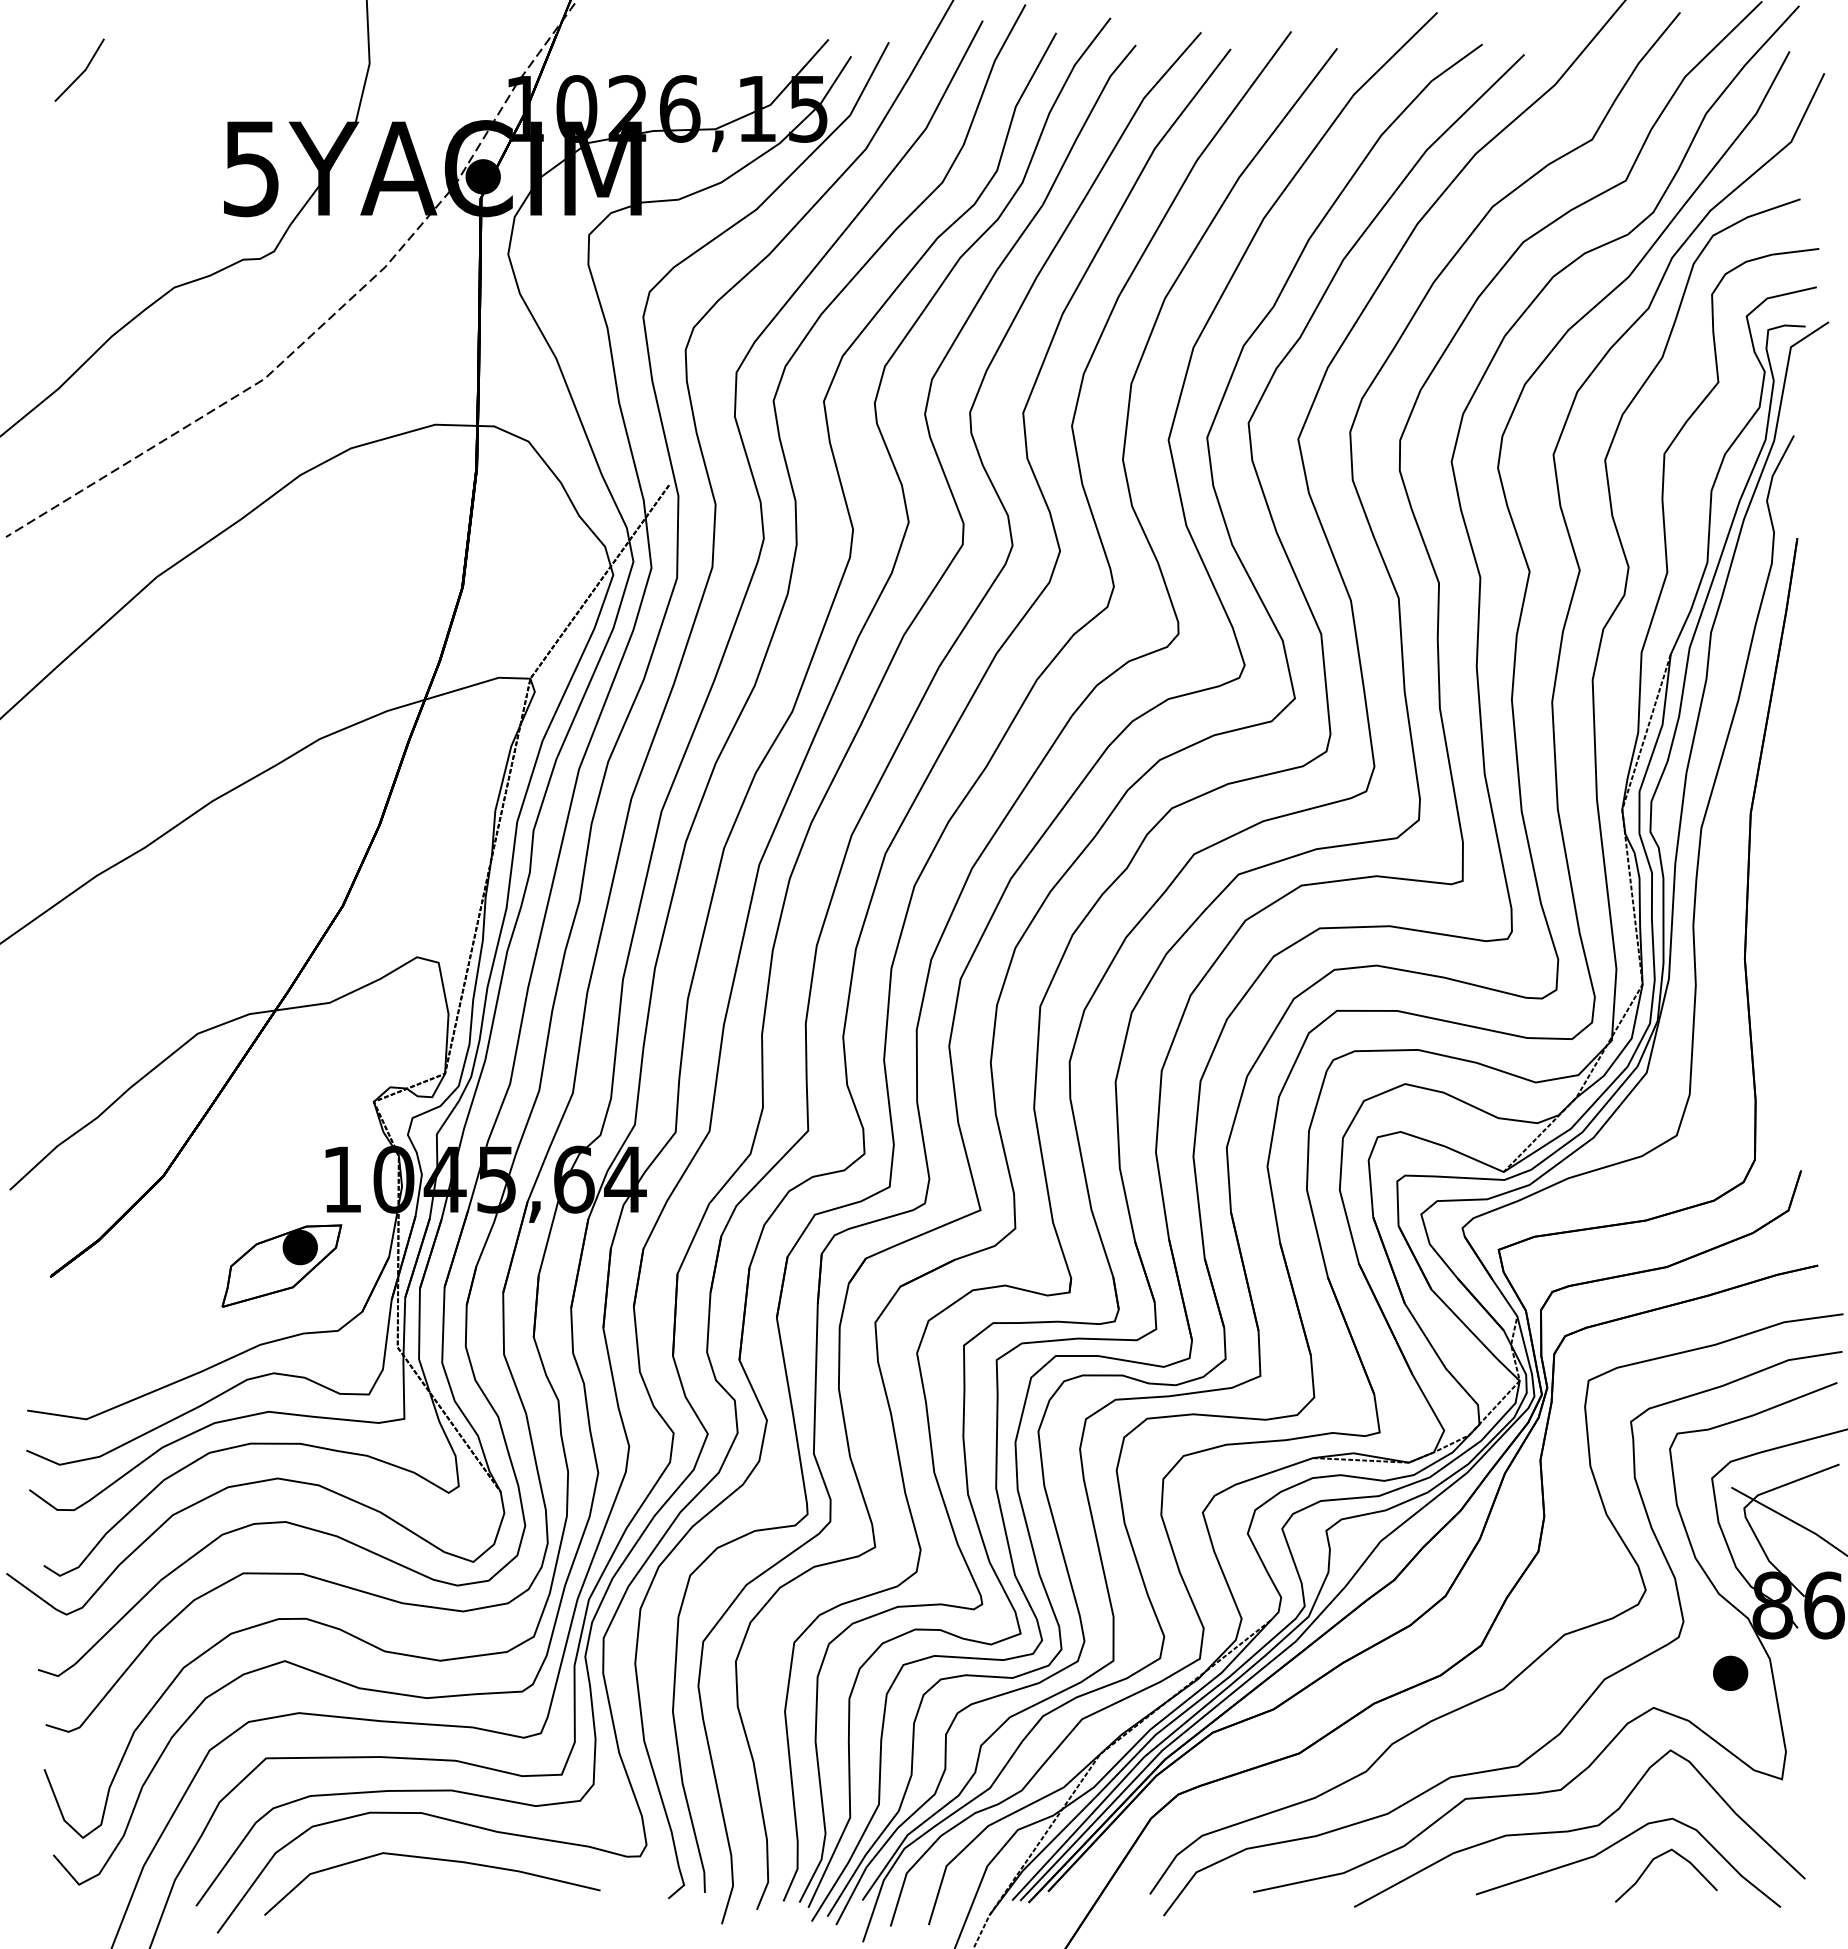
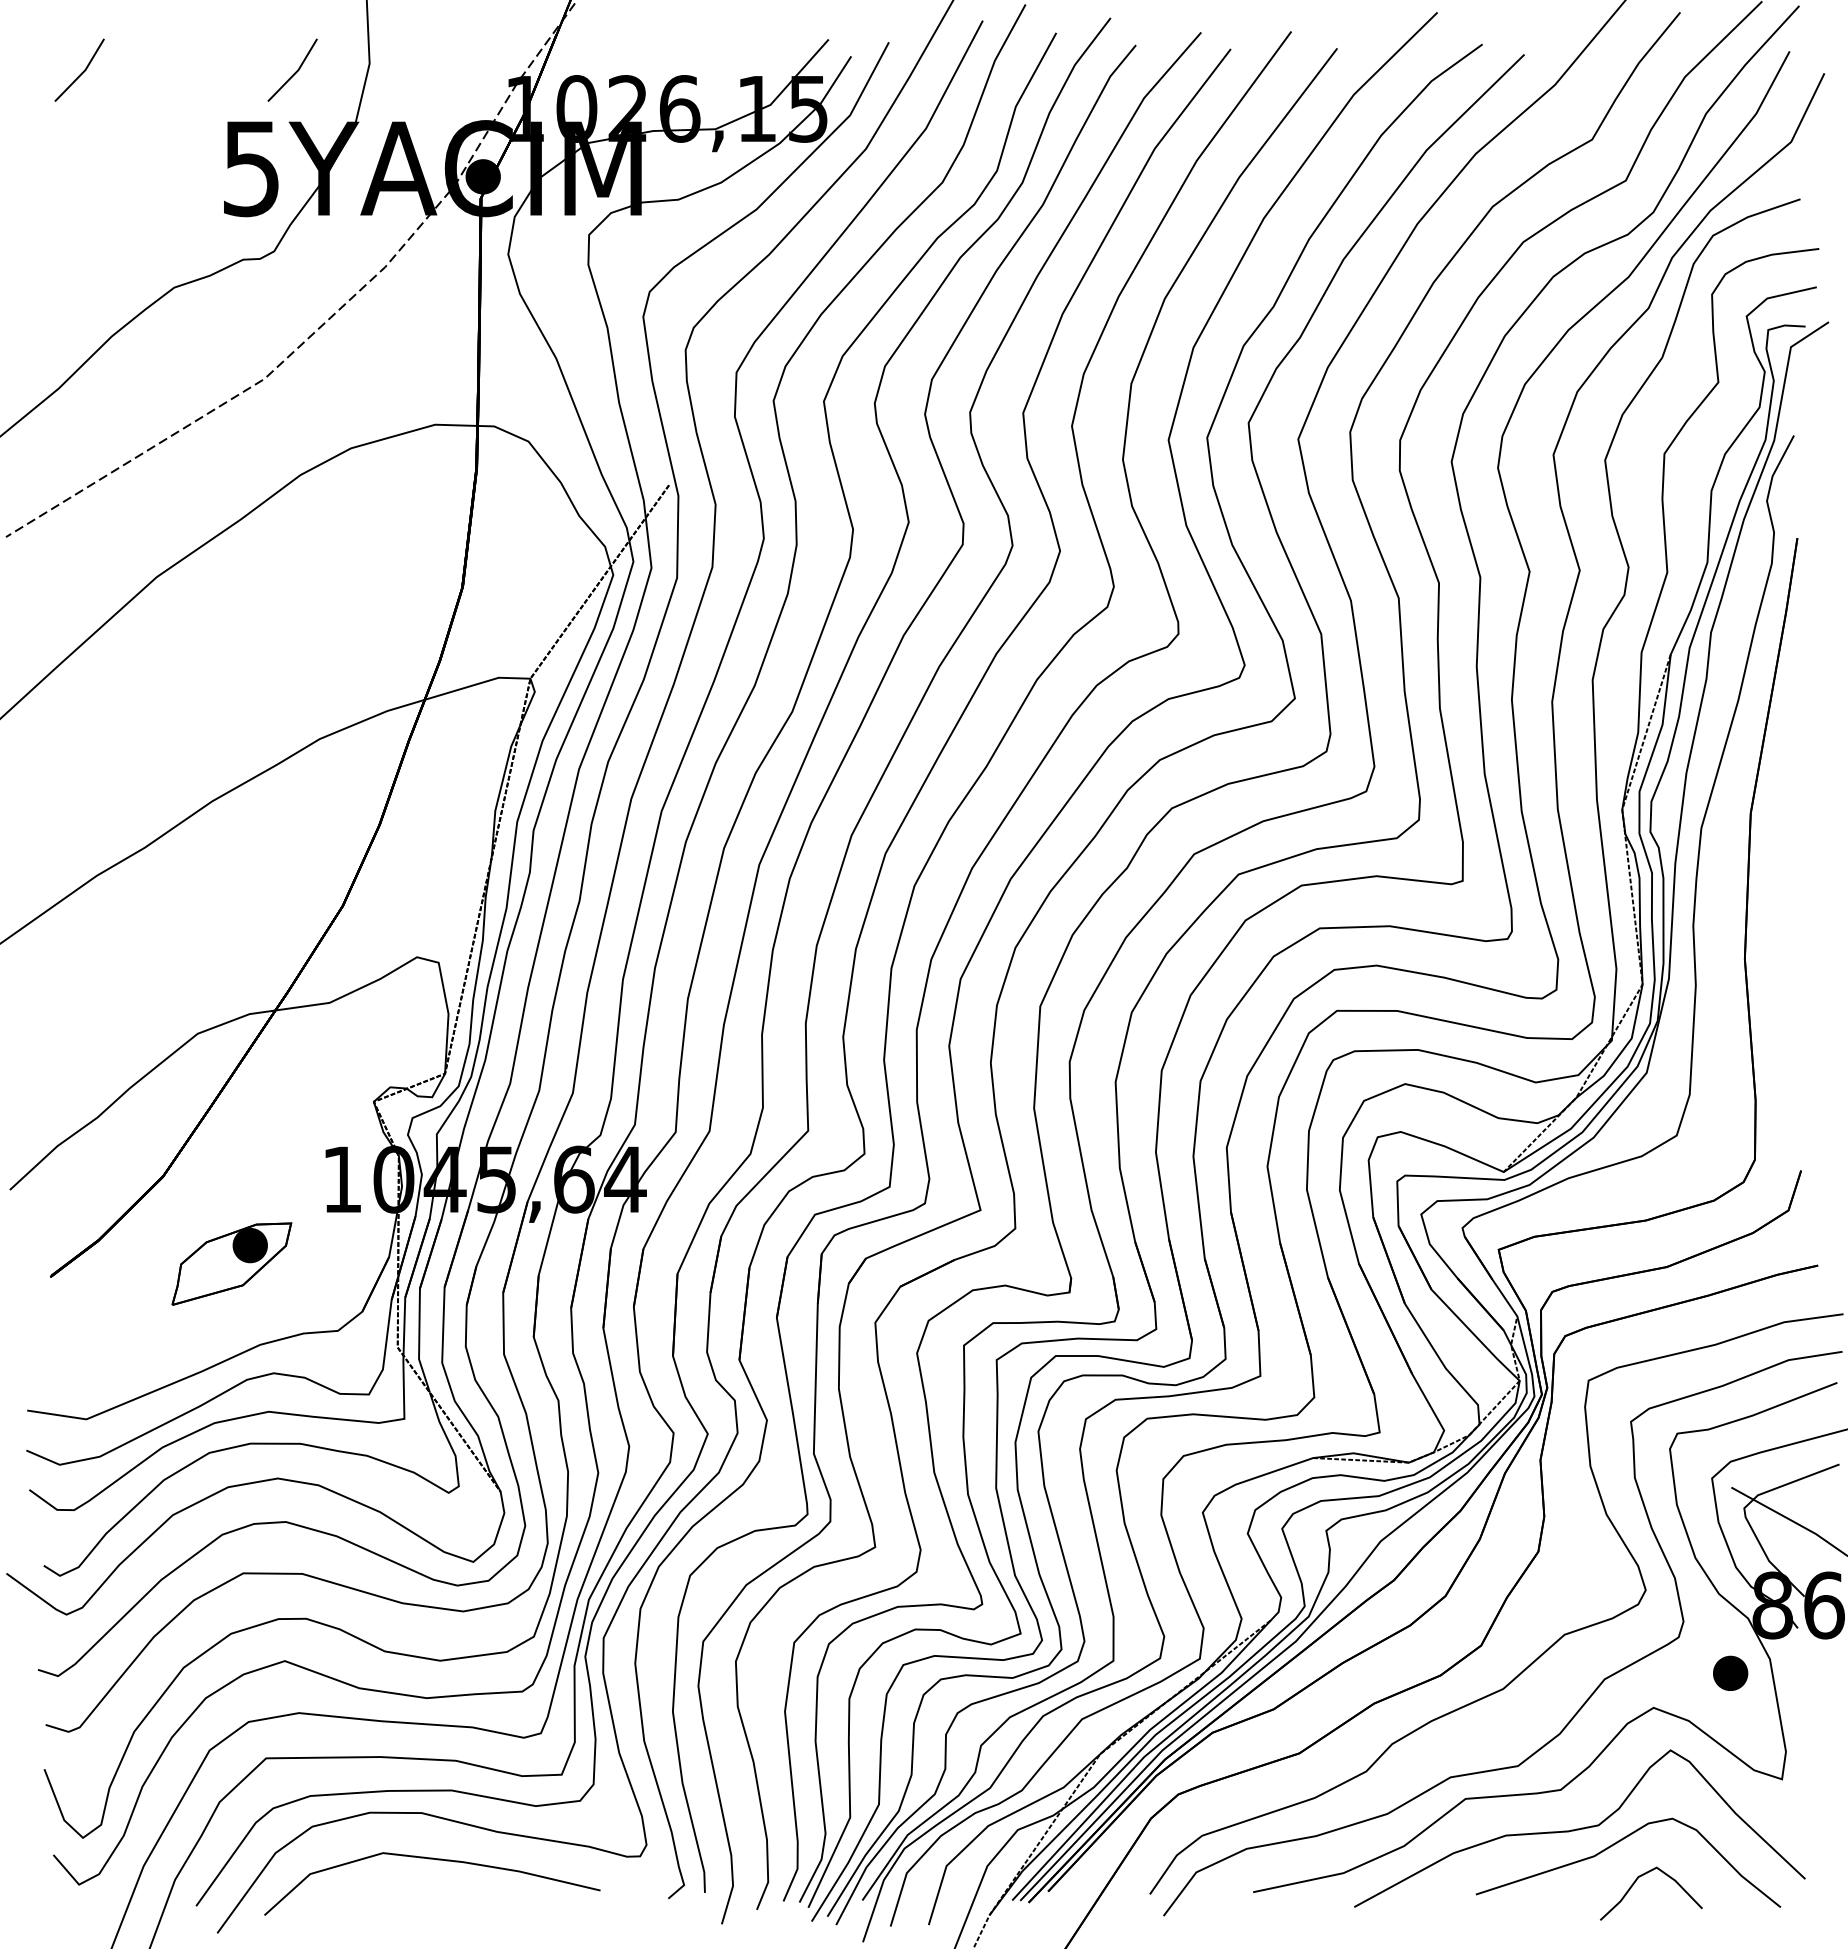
line: none -> present (295, 71)
part position: (281, 1265) -> (231, 1263) (231, 1263)
part position: (1652, 1862) -> (1637, 1880) (1637, 1880)
